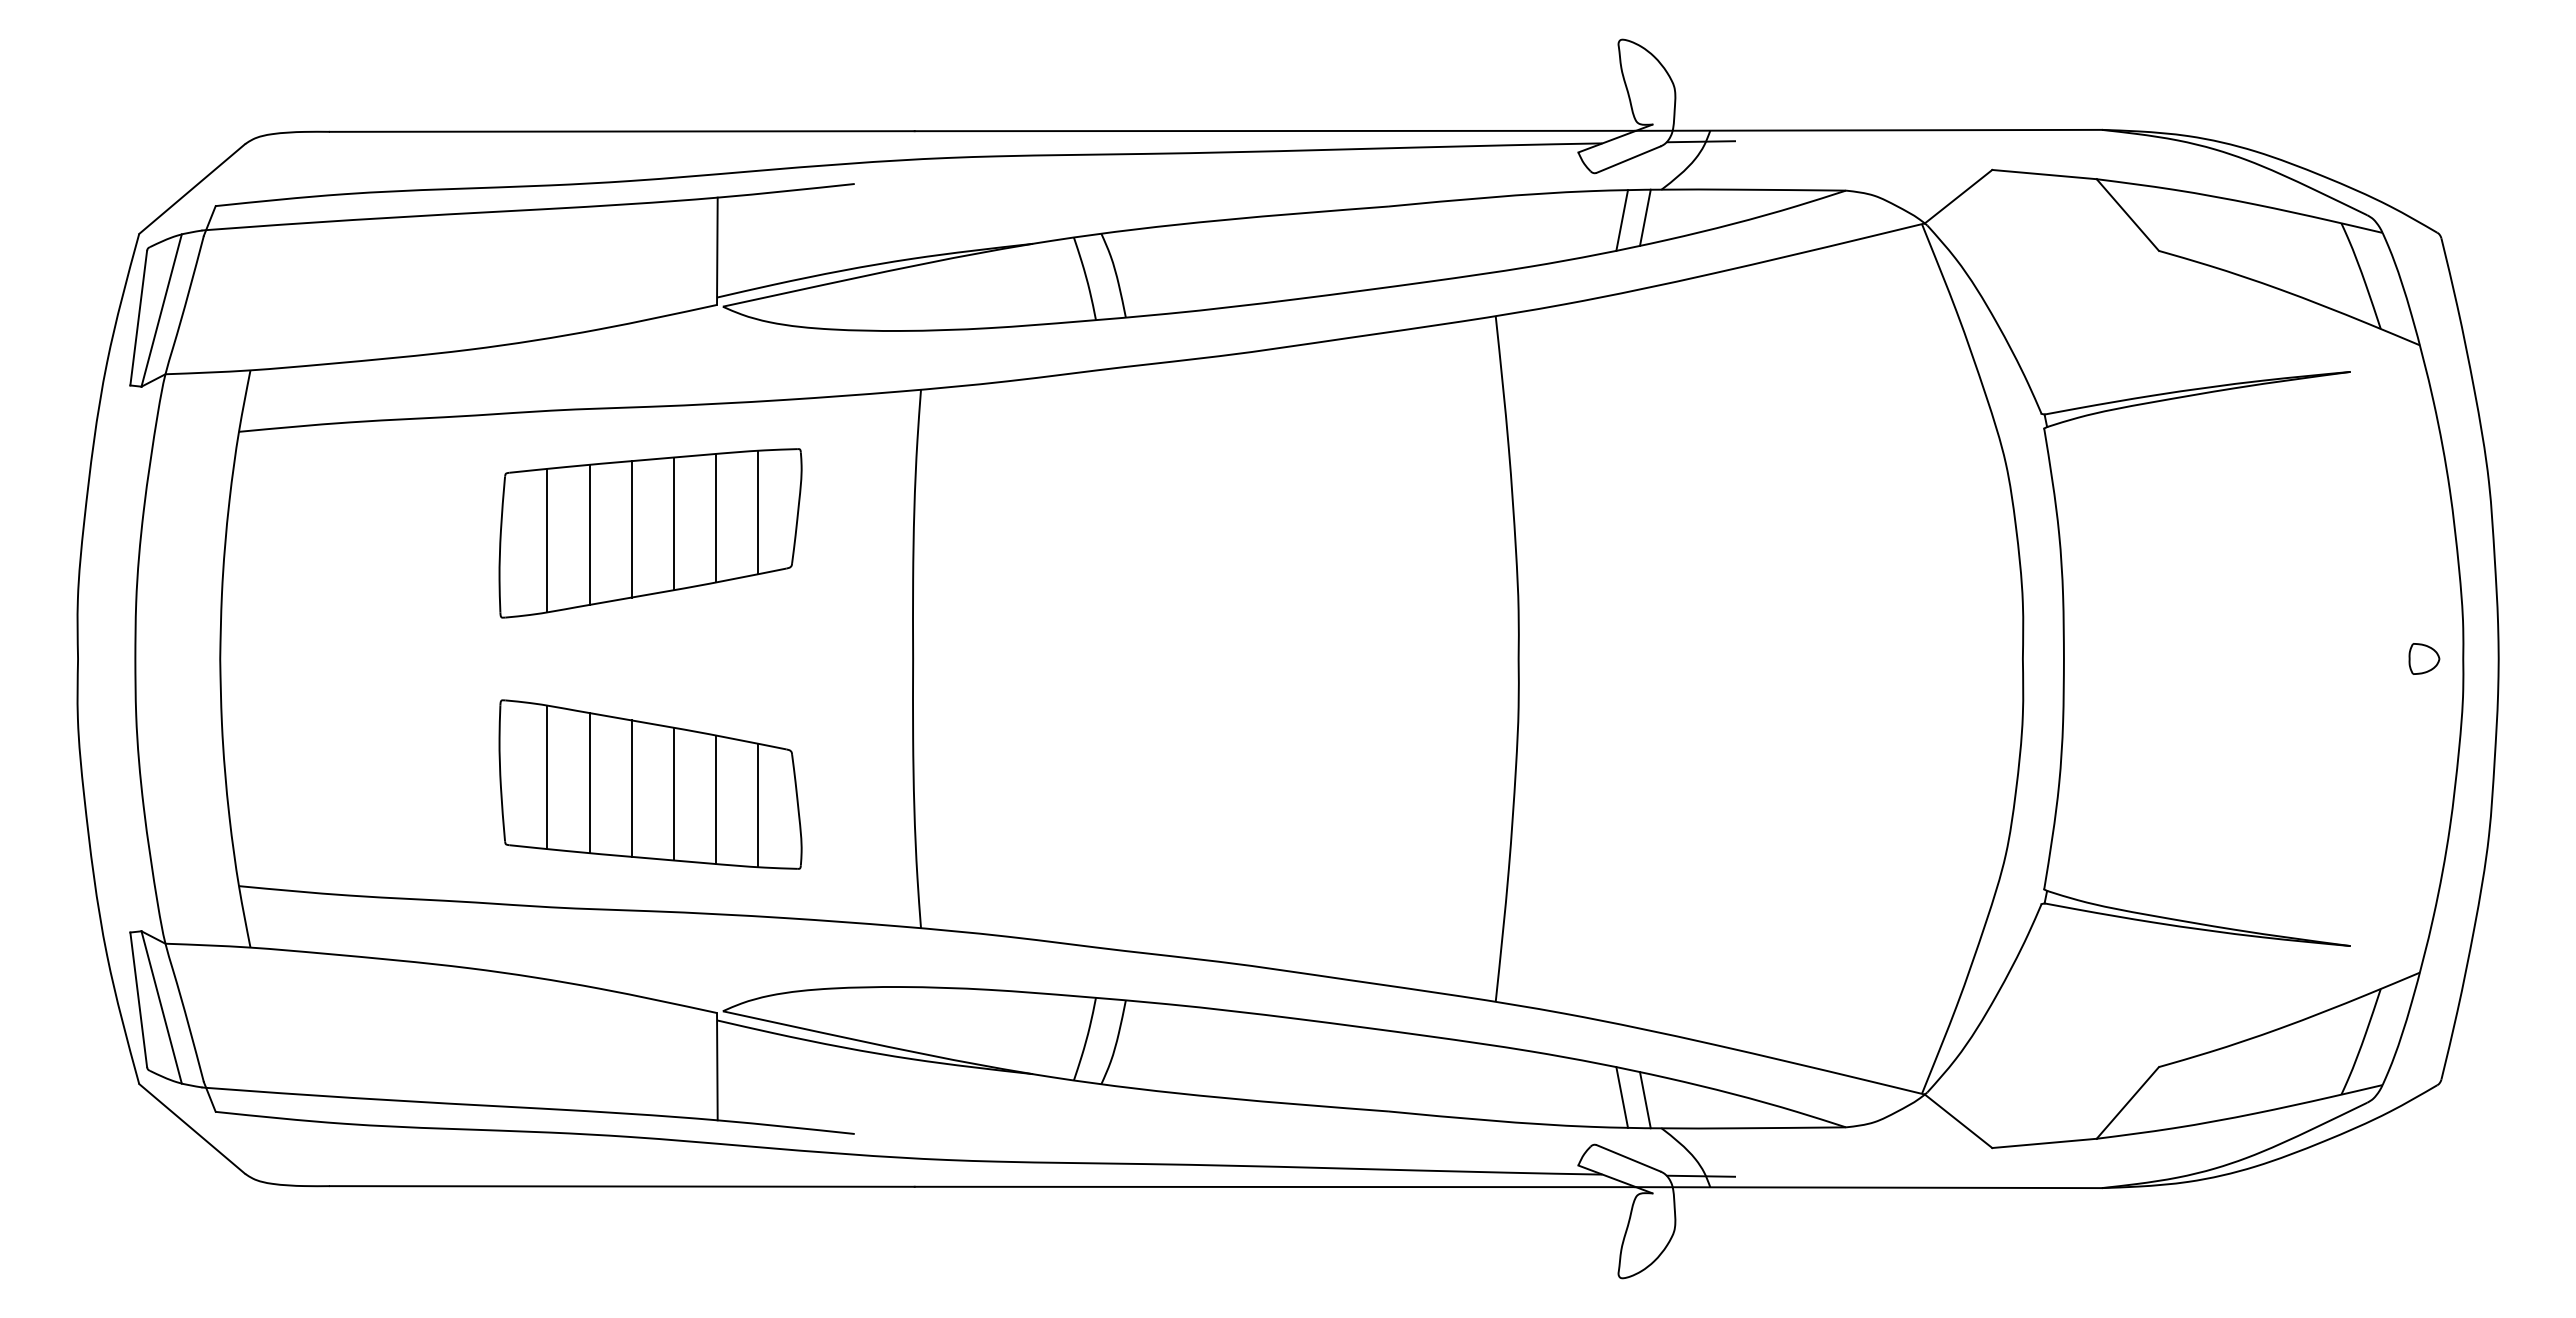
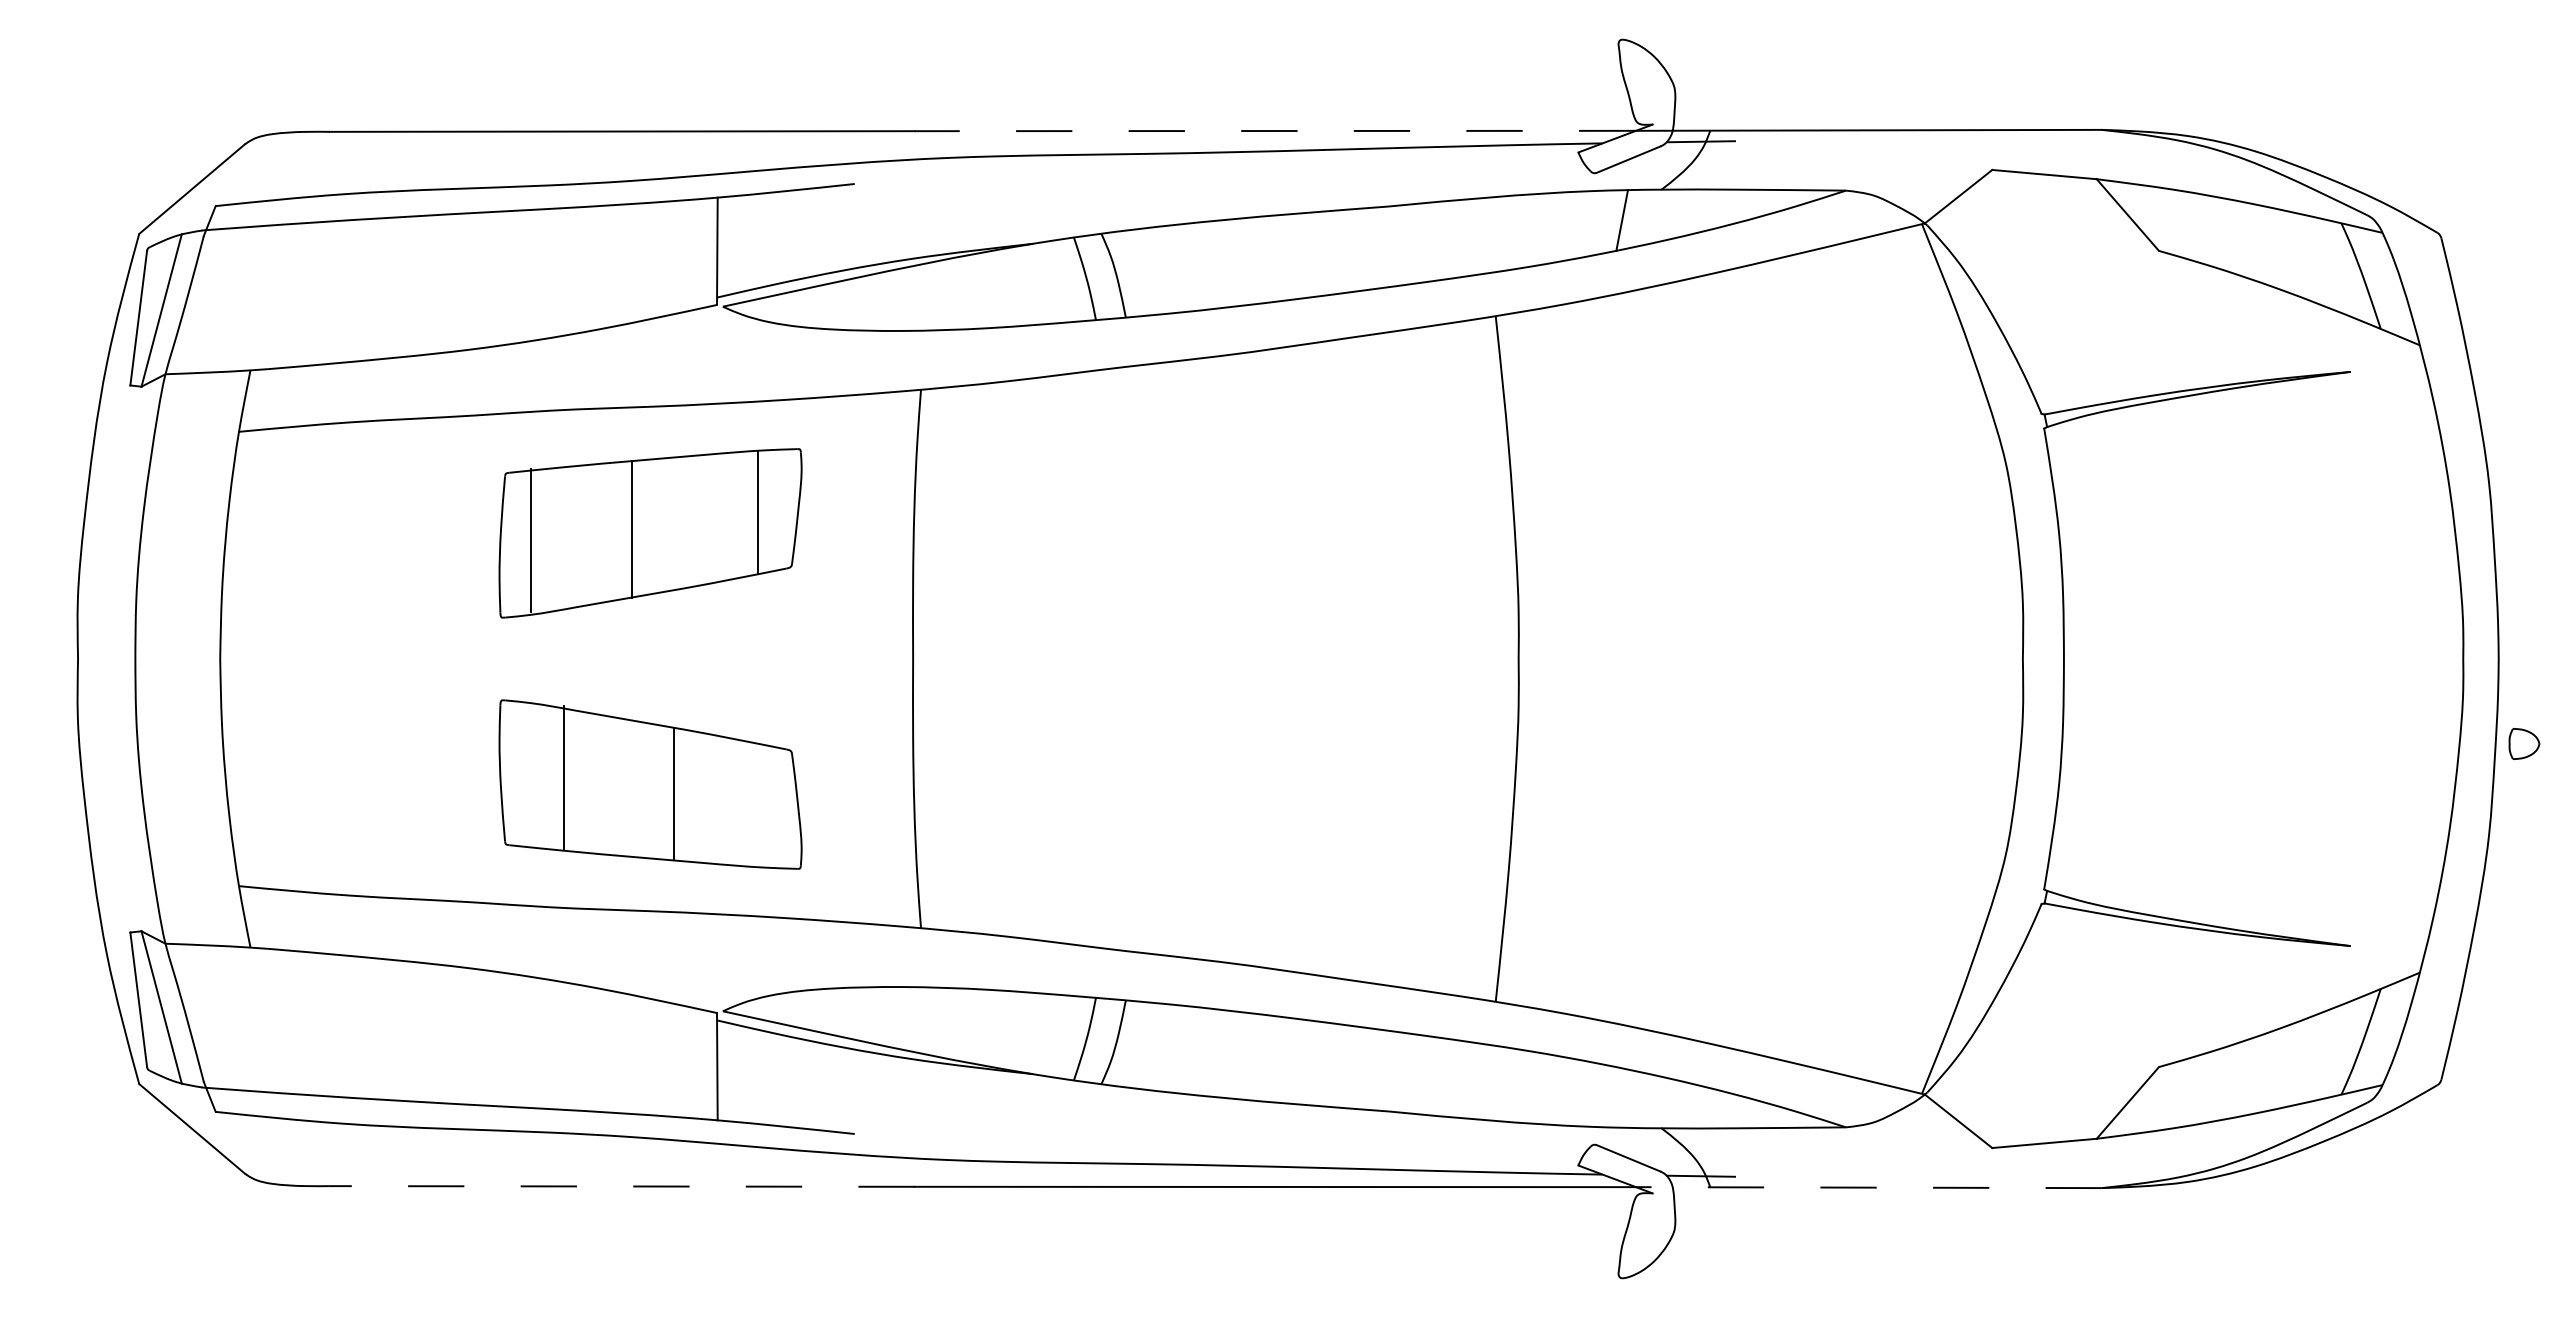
line: solid -> dashed (1274, 131)
line: present -> none (1645, 217)
line: present -> none (716, 517)
line: present -> none (673, 523)
line: present -> none (589, 534)
line position: (547, 540) -> (531, 540) (531, 540)
part position: (2424, 658) -> (2524, 743) (2524, 743)
line position: (547, 777) -> (564, 777) (564, 777)
line: present -> none (589, 783)
line: present -> none (631, 788)
line: present -> none (716, 799)
line: present -> none (758, 805)
line: present -> none (1622, 1097)
line: present -> none (1645, 1100)
line: solid -> dashed (621, 1186)
line: solid -> dashed (1868, 1187)
